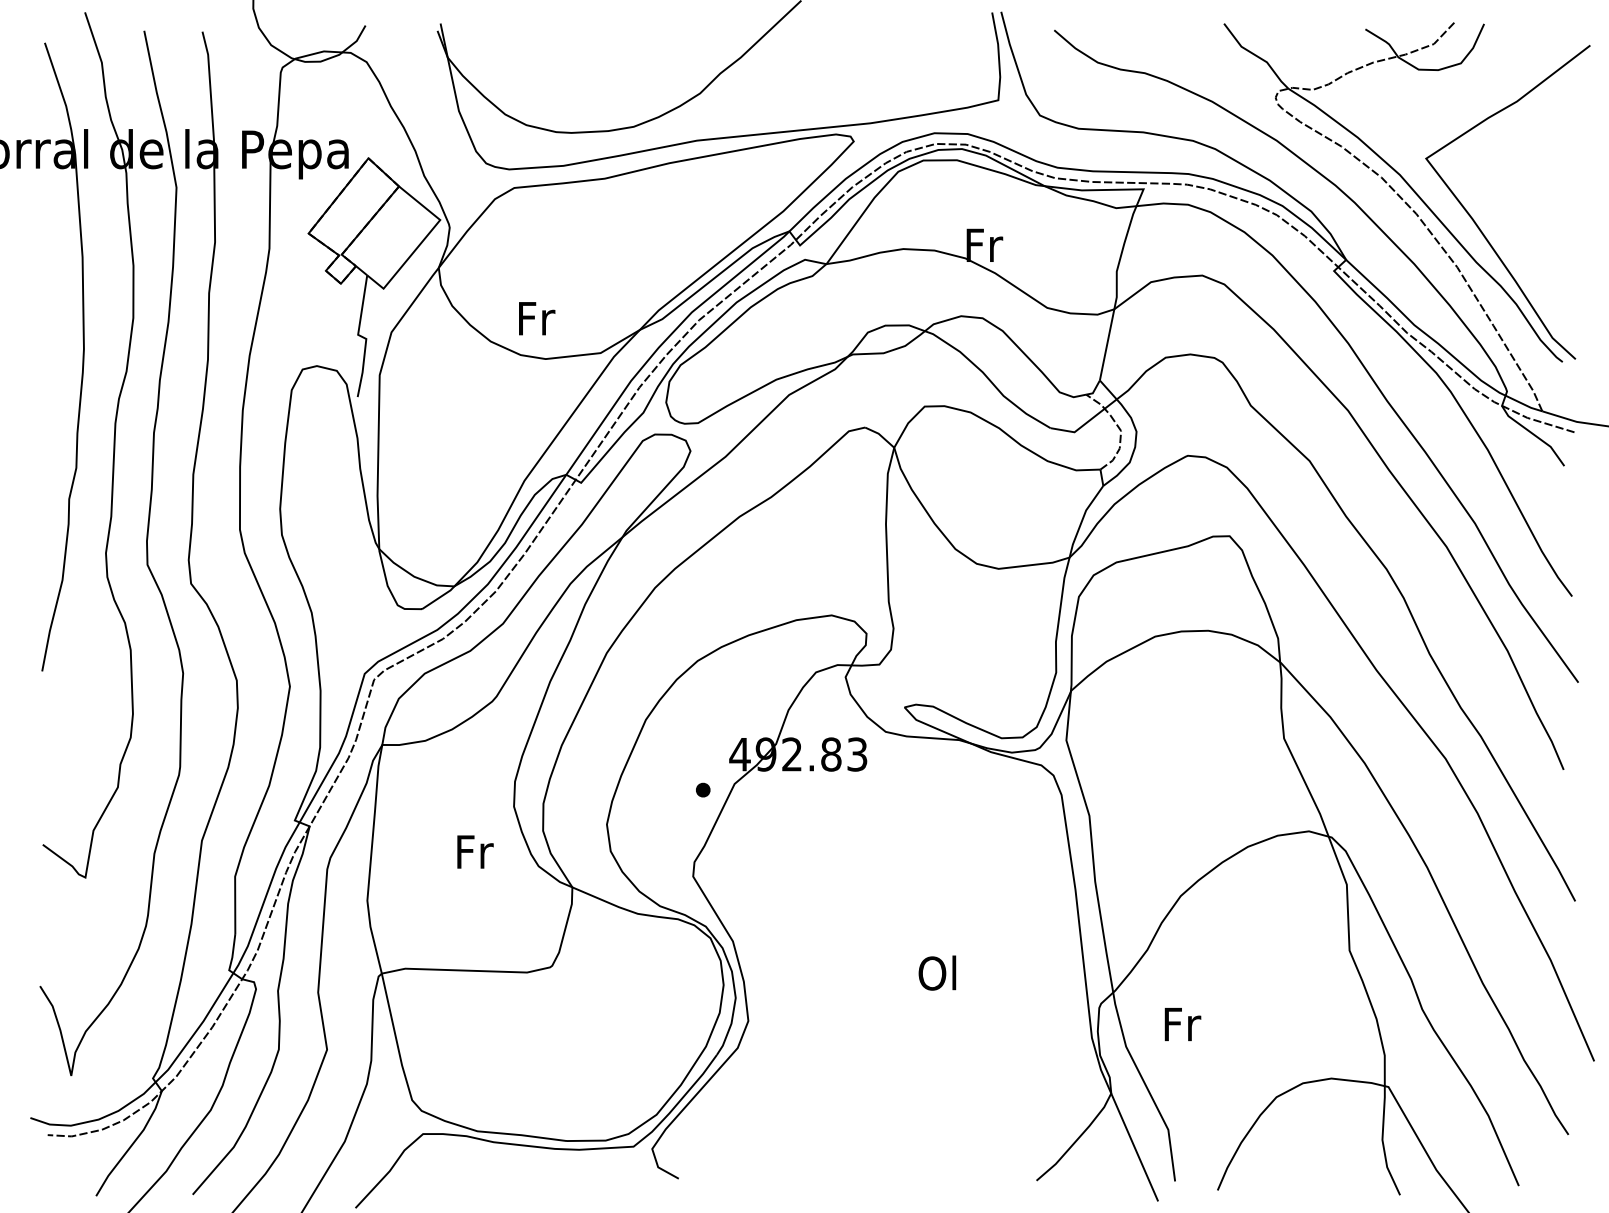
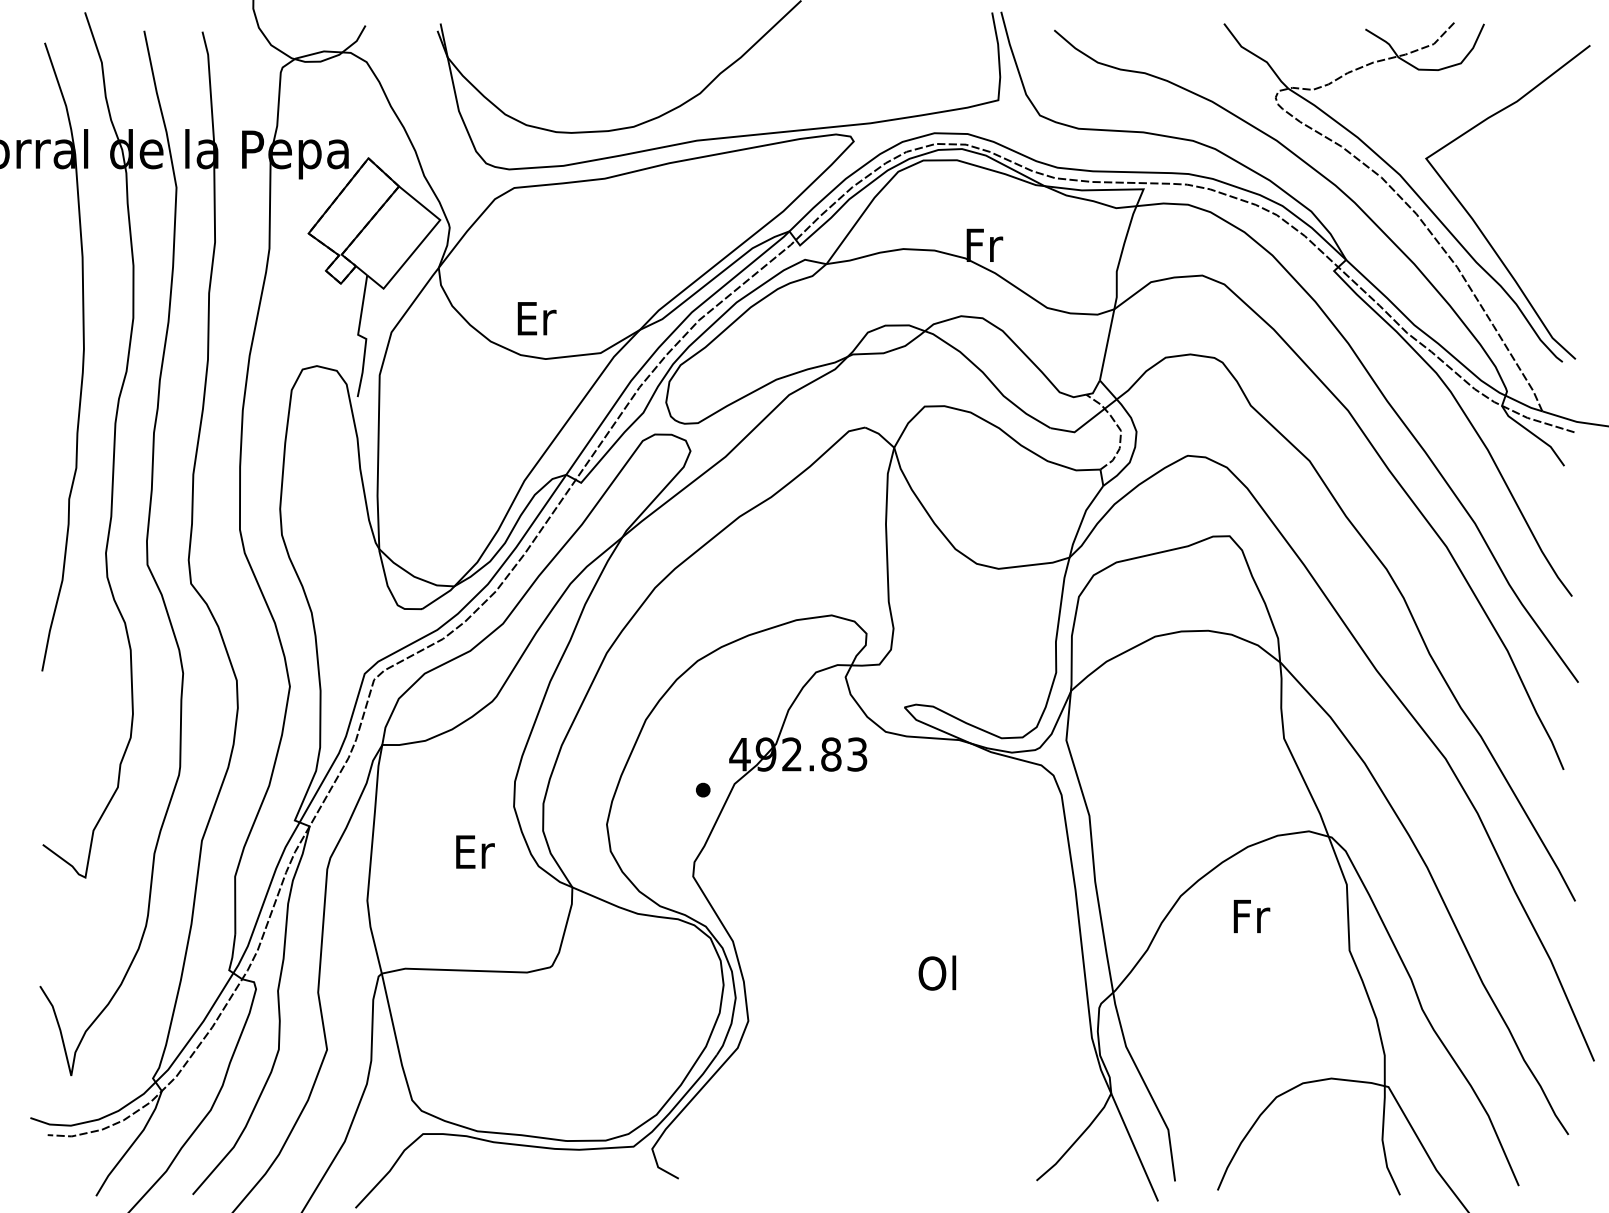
text: Fr -> Er (536, 318)
text: Fr -> Er (475, 851)
text position: (1182, 1024) -> (1251, 916) (1251, 916)
